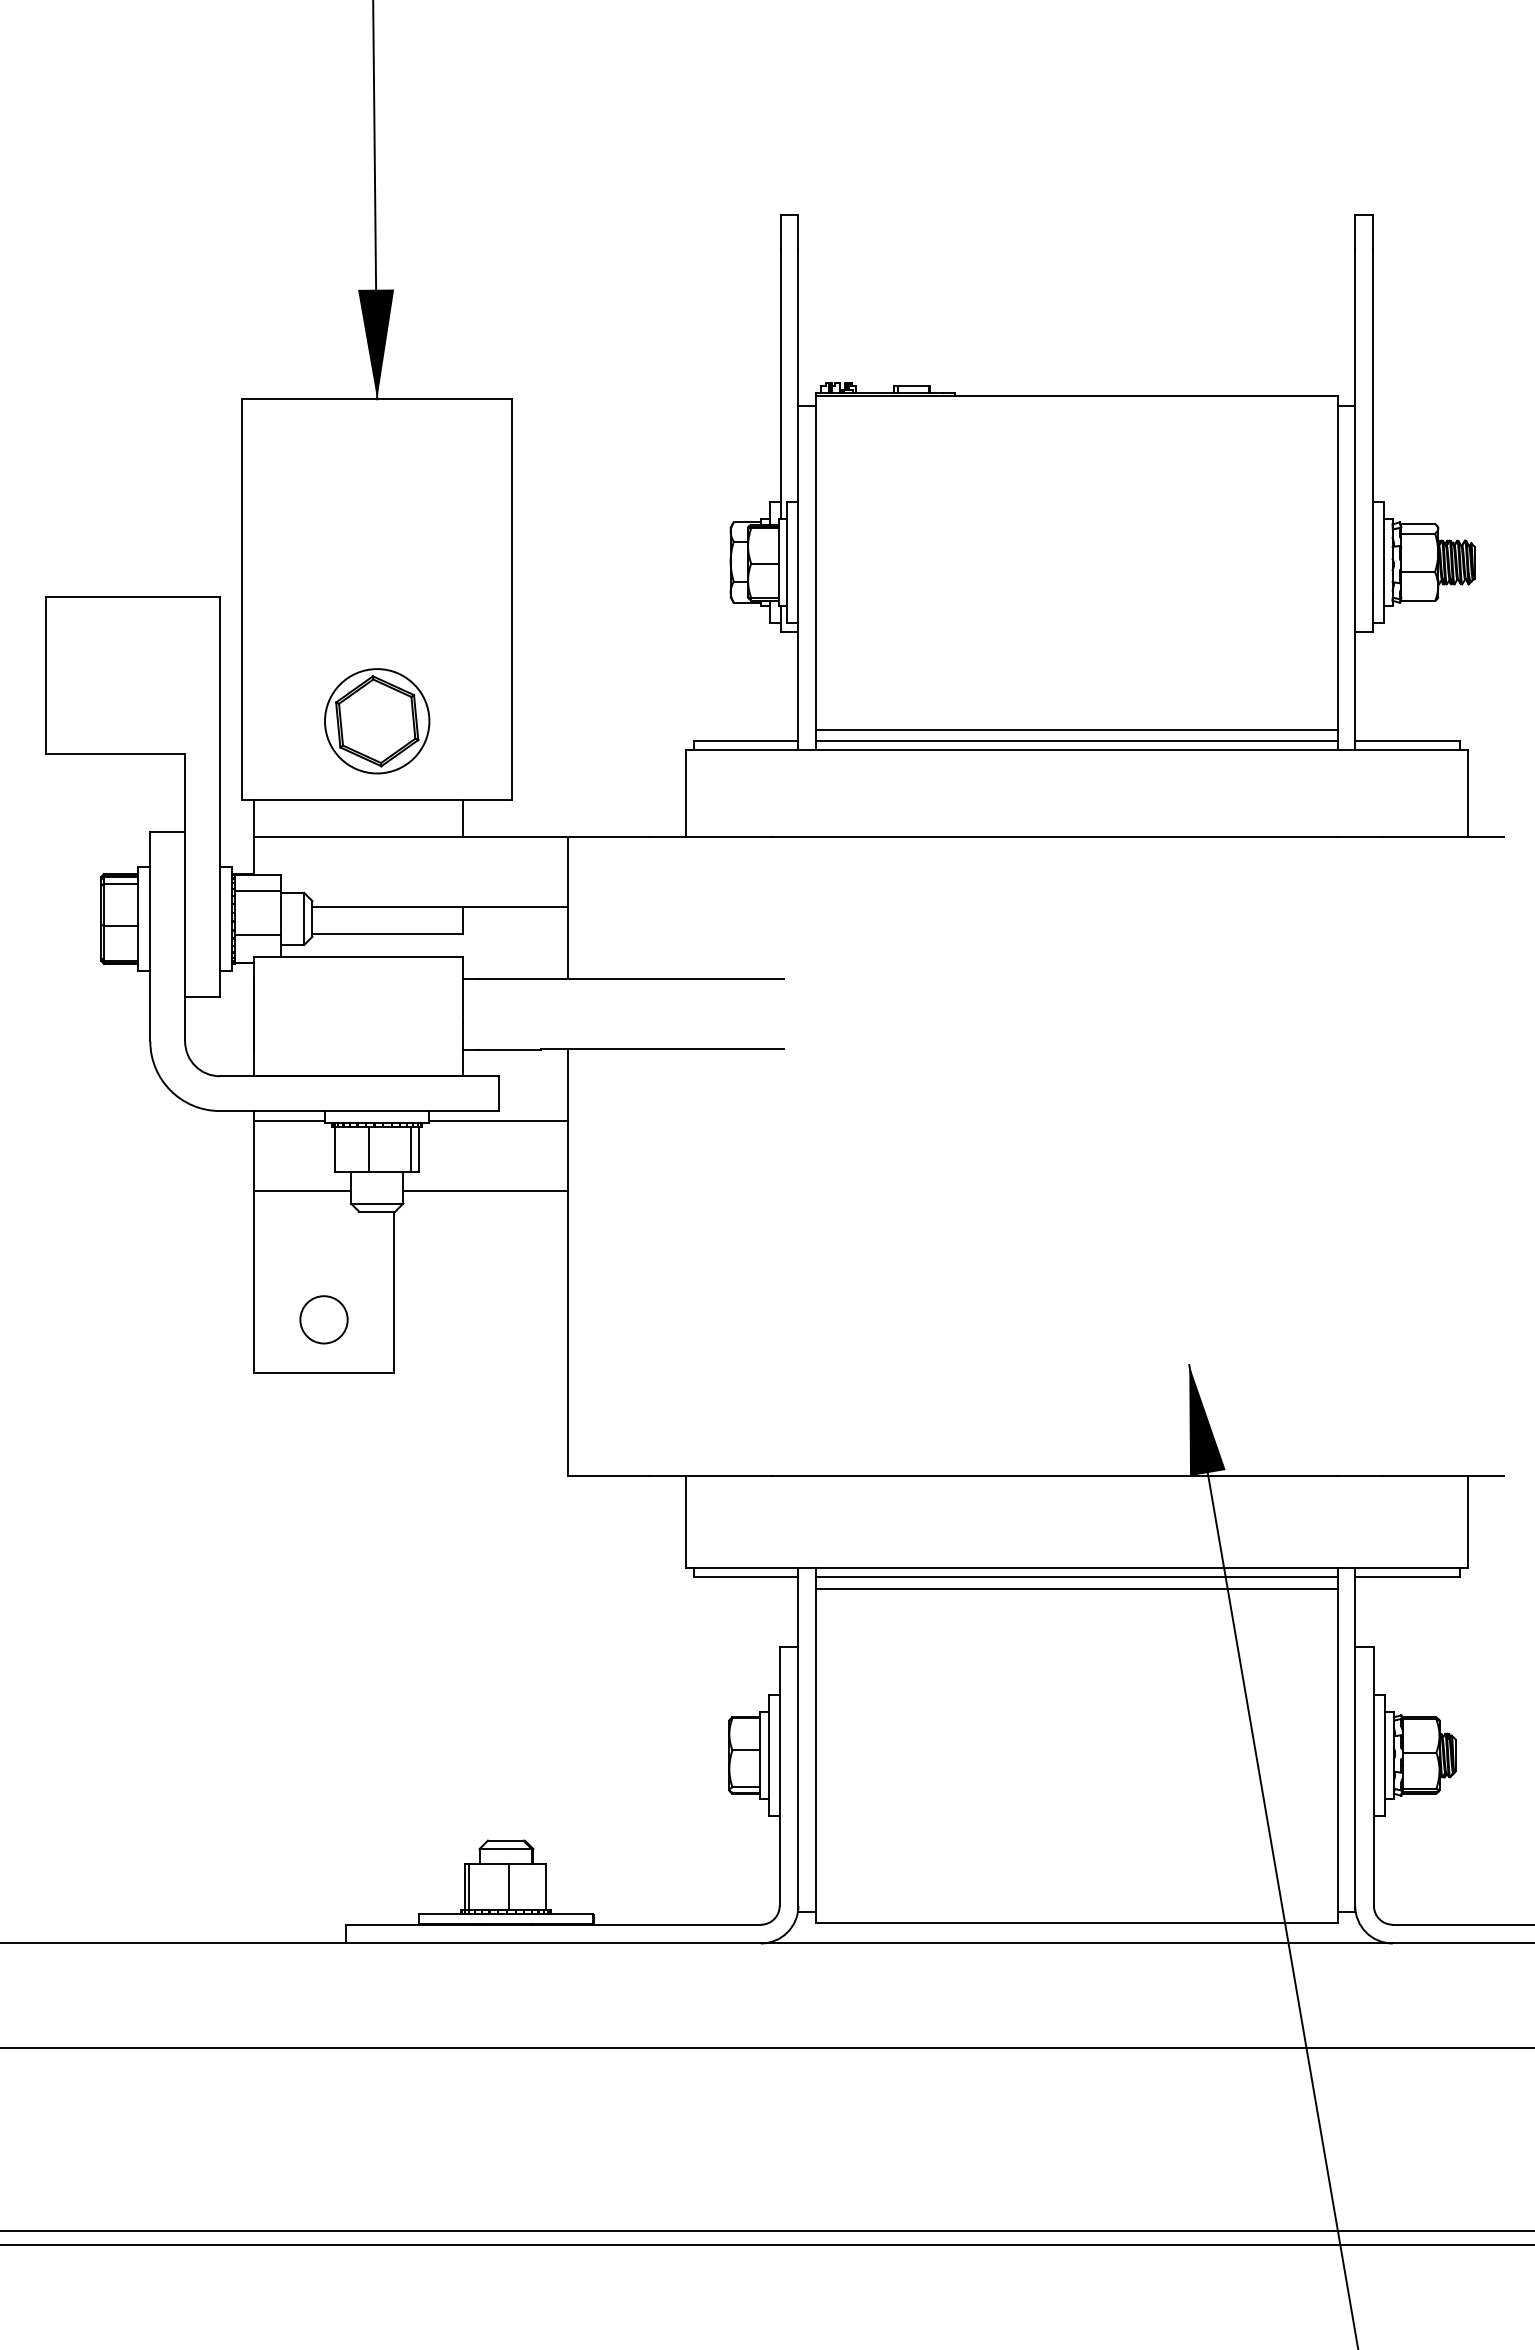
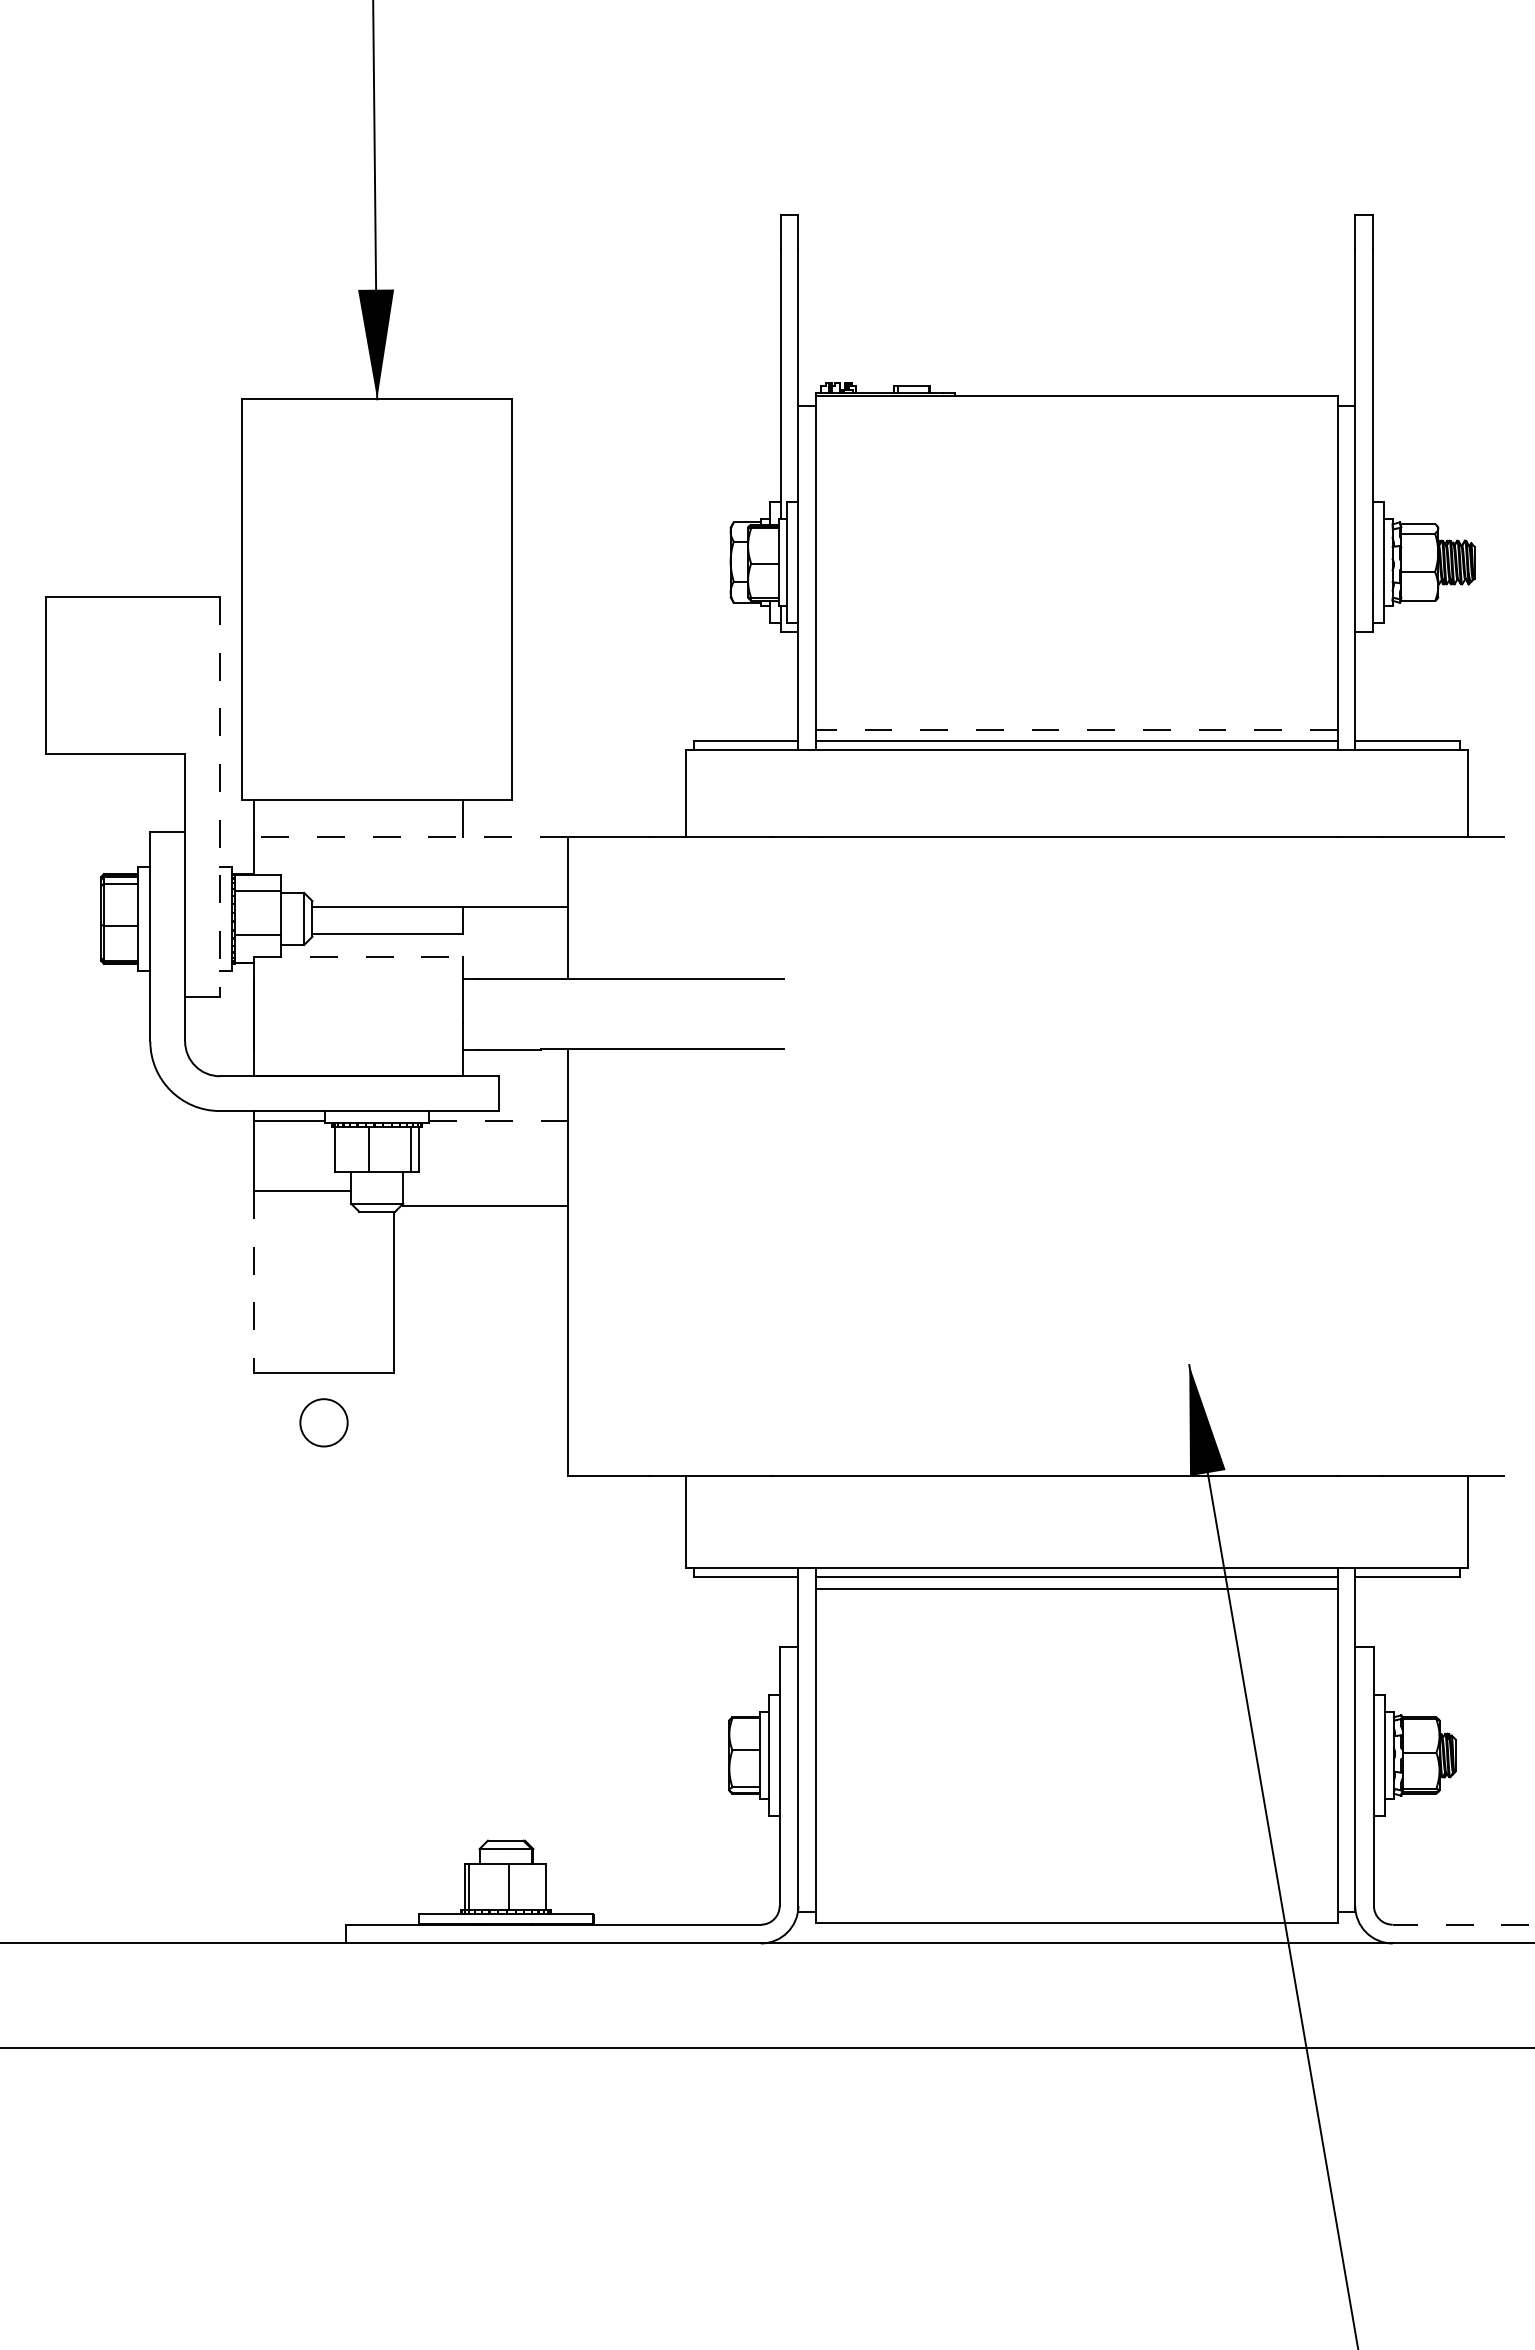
part: present -> none (377, 721)
line: solid -> dashed (1076, 729)
line: solid -> dashed (219, 797)
line: solid -> dashed (411, 836)
line: solid -> dashed (359, 957)
line: solid -> dashed (499, 1120)
line position: (485, 1191) -> (485, 1206) (485, 1206)
line: solid -> dashed (254, 1281)
circle position: (323, 1319) -> (323, 1422) (323, 1422)
line: solid -> dashed (1463, 1924)
line: present -> none (766, 2230)
line: present -> none (766, 2245)
